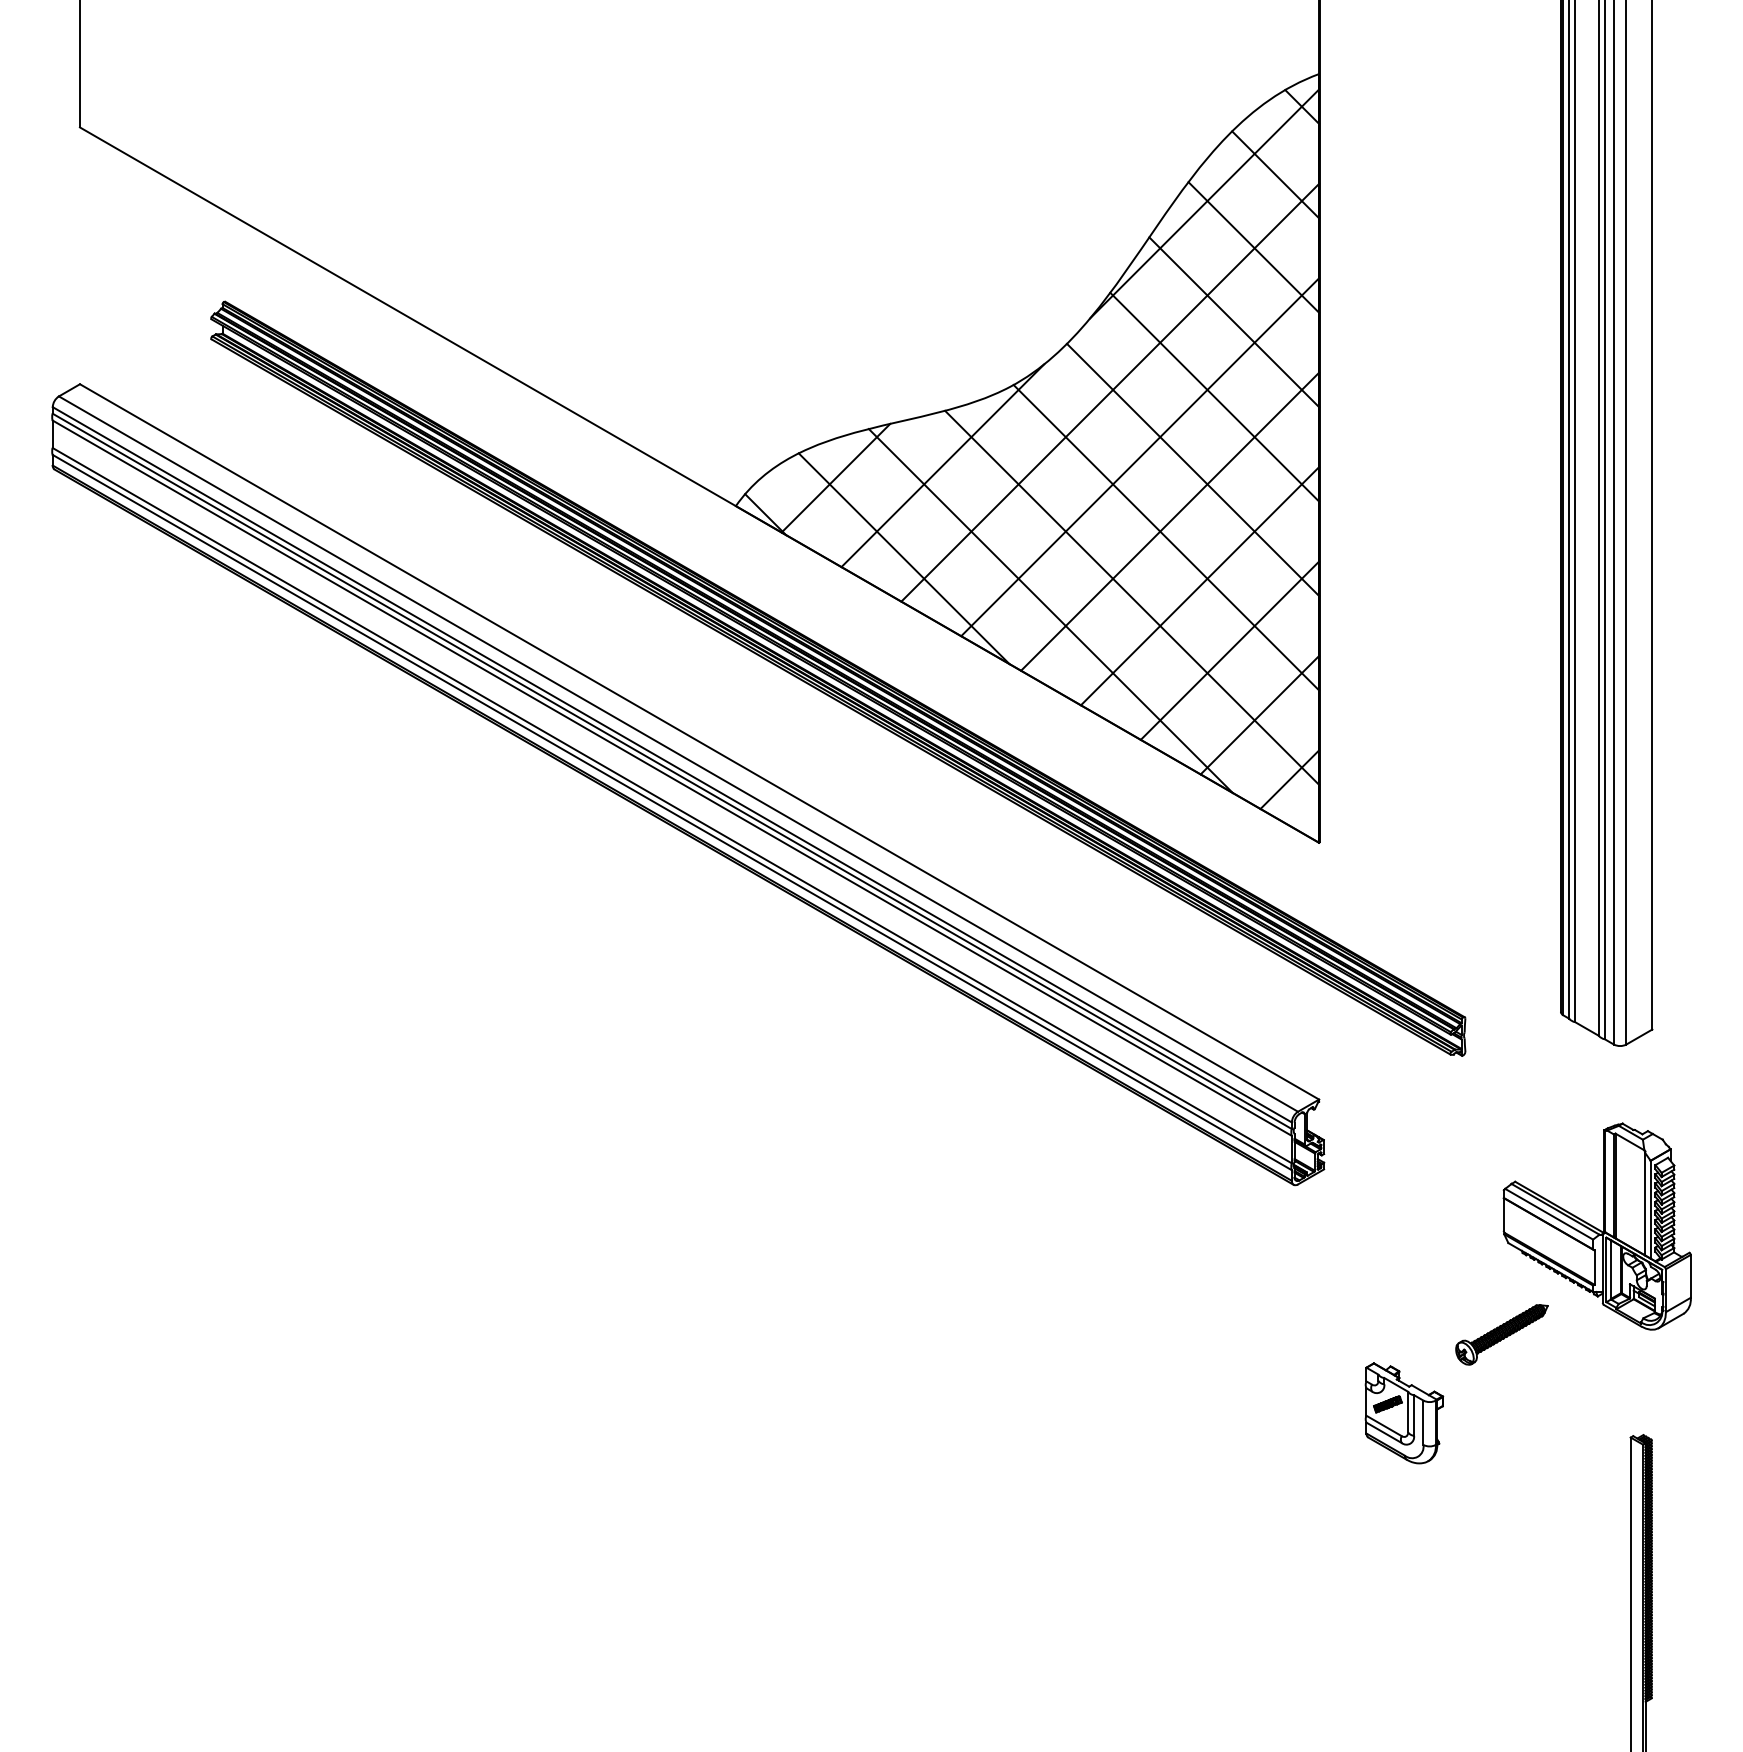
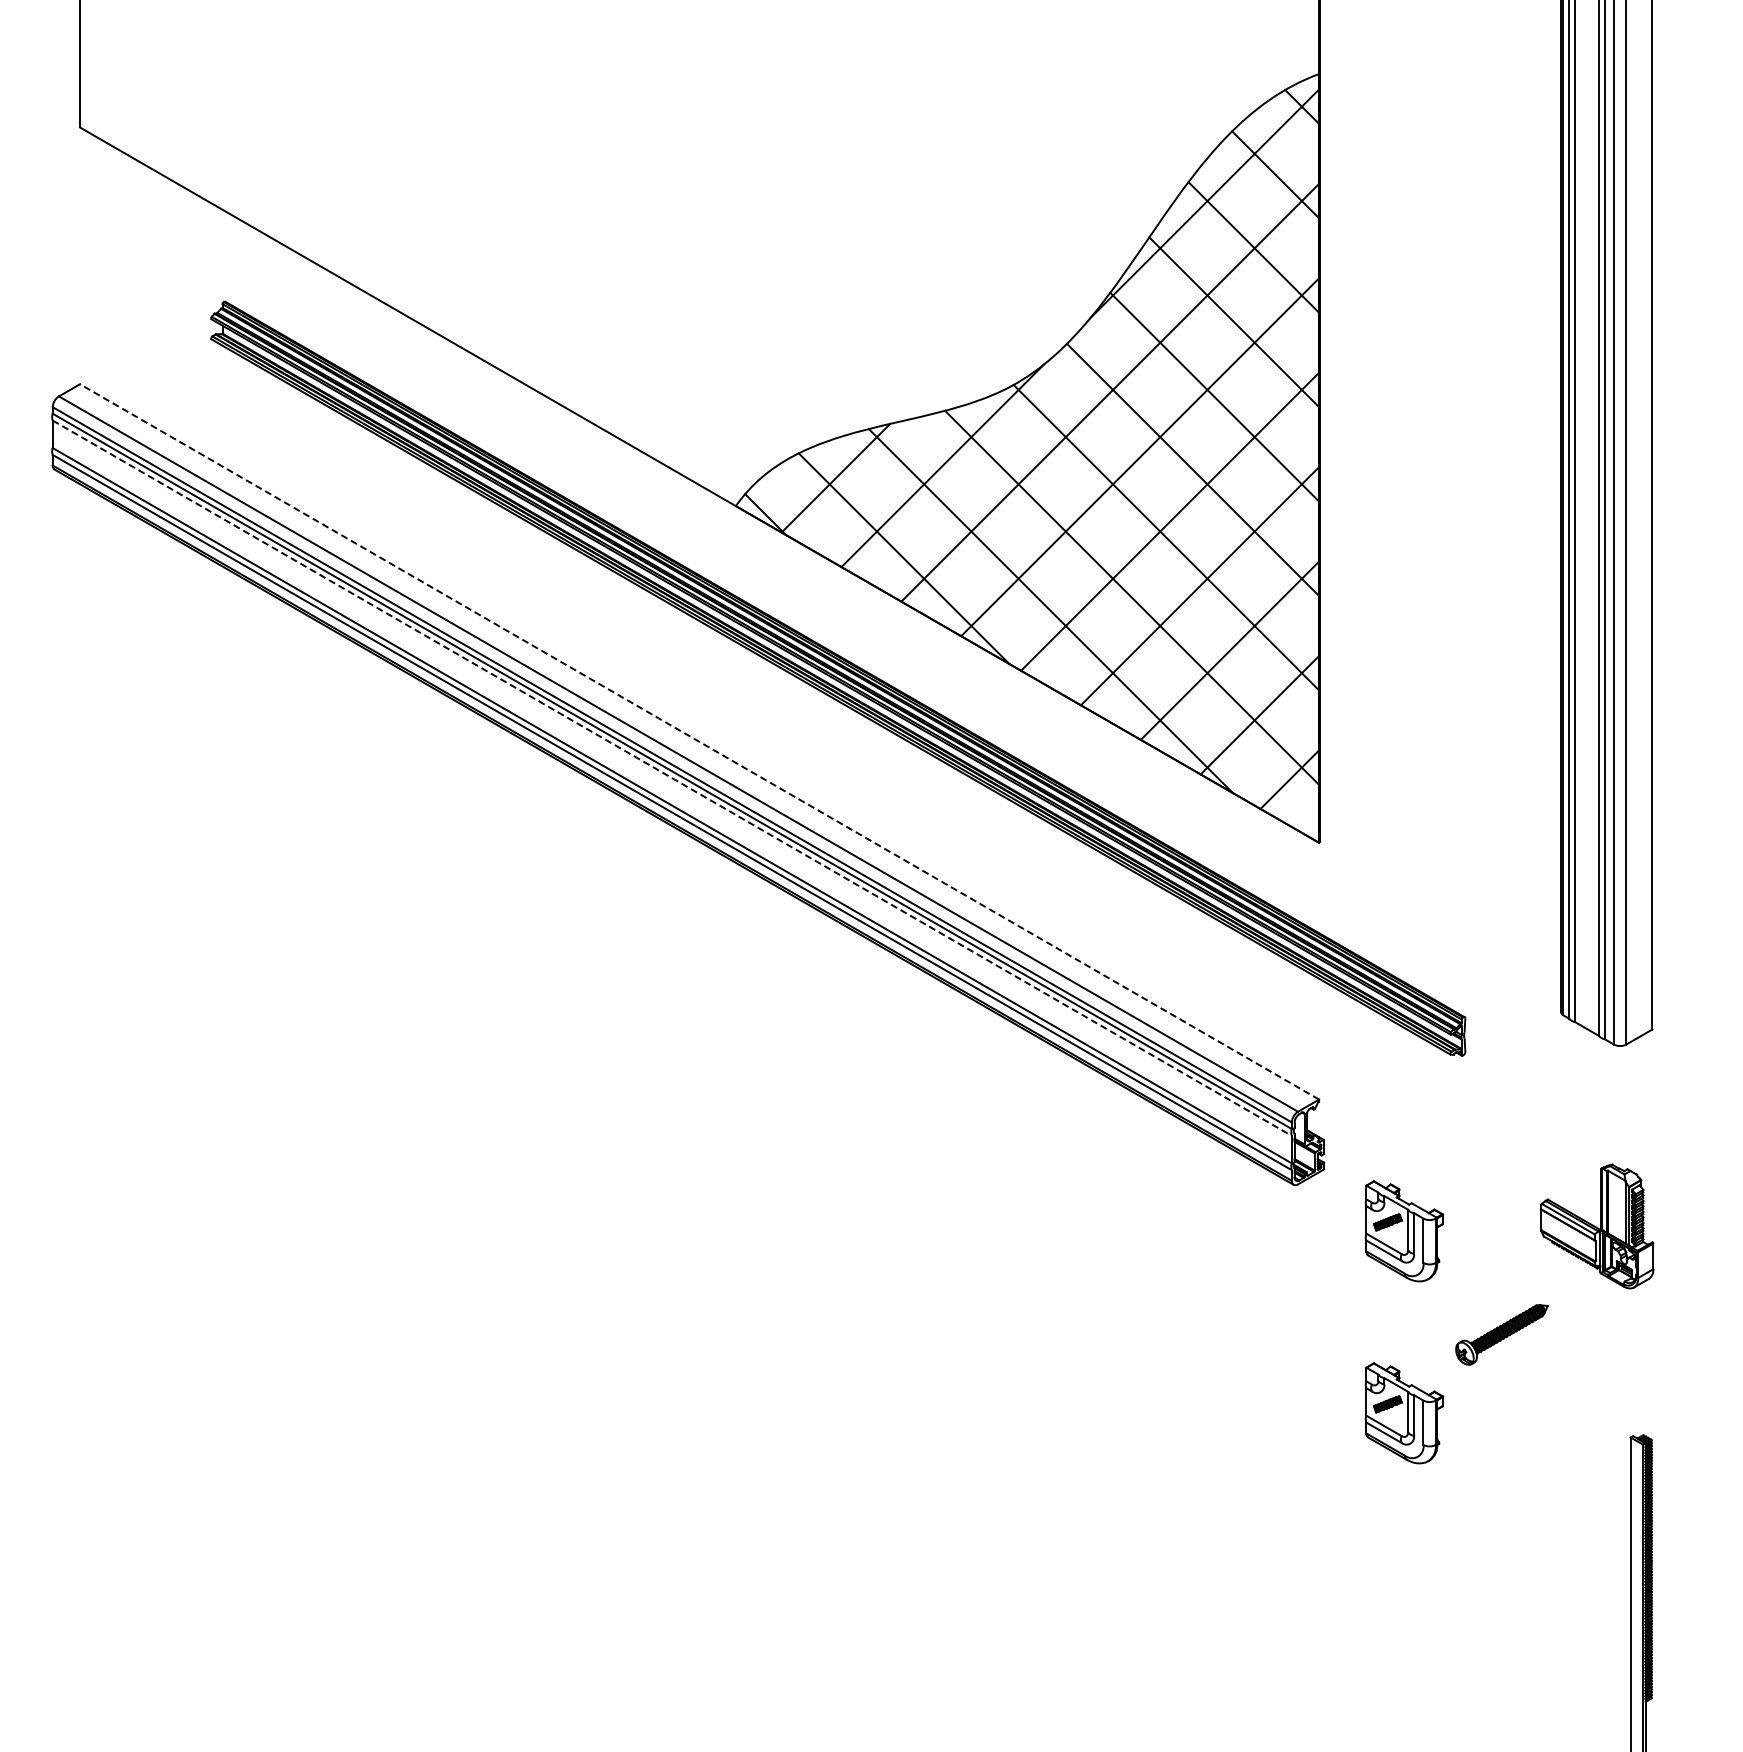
line: solid -> dashed (699, 741)
line: solid -> dashed (672, 778)
part size: 190x209 px -> 115x127 px (1597, 1226)
part: none -> present (1404, 1231)
